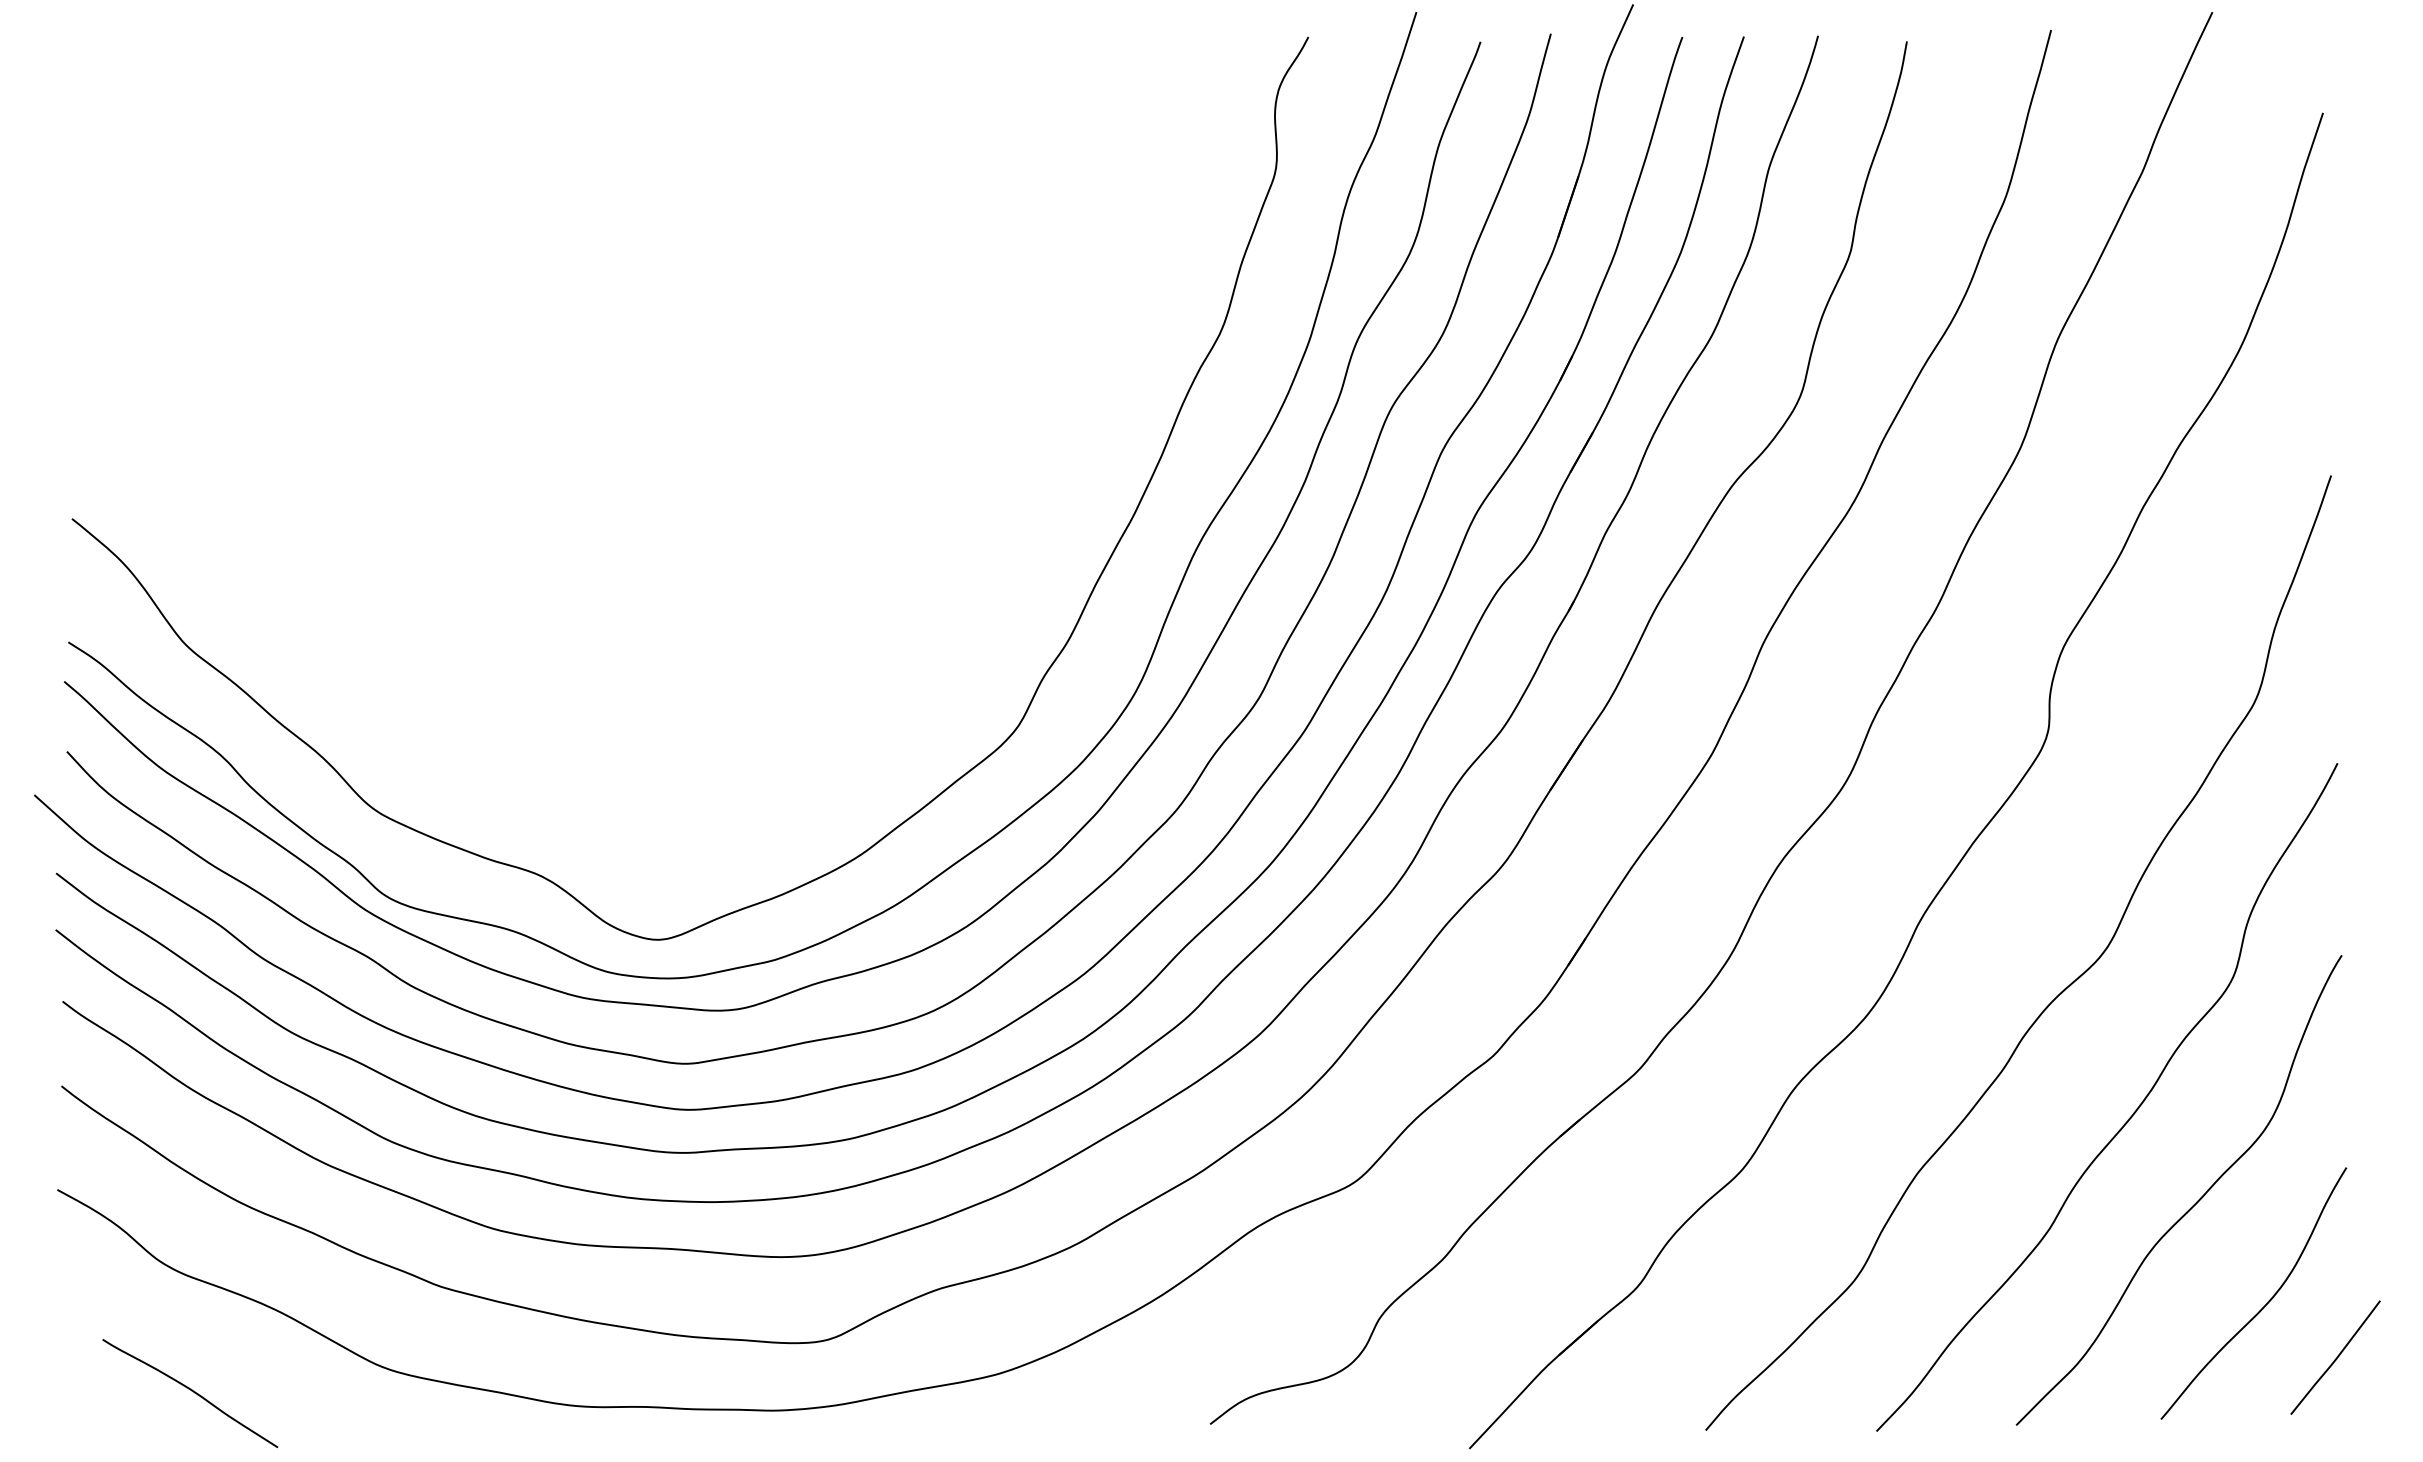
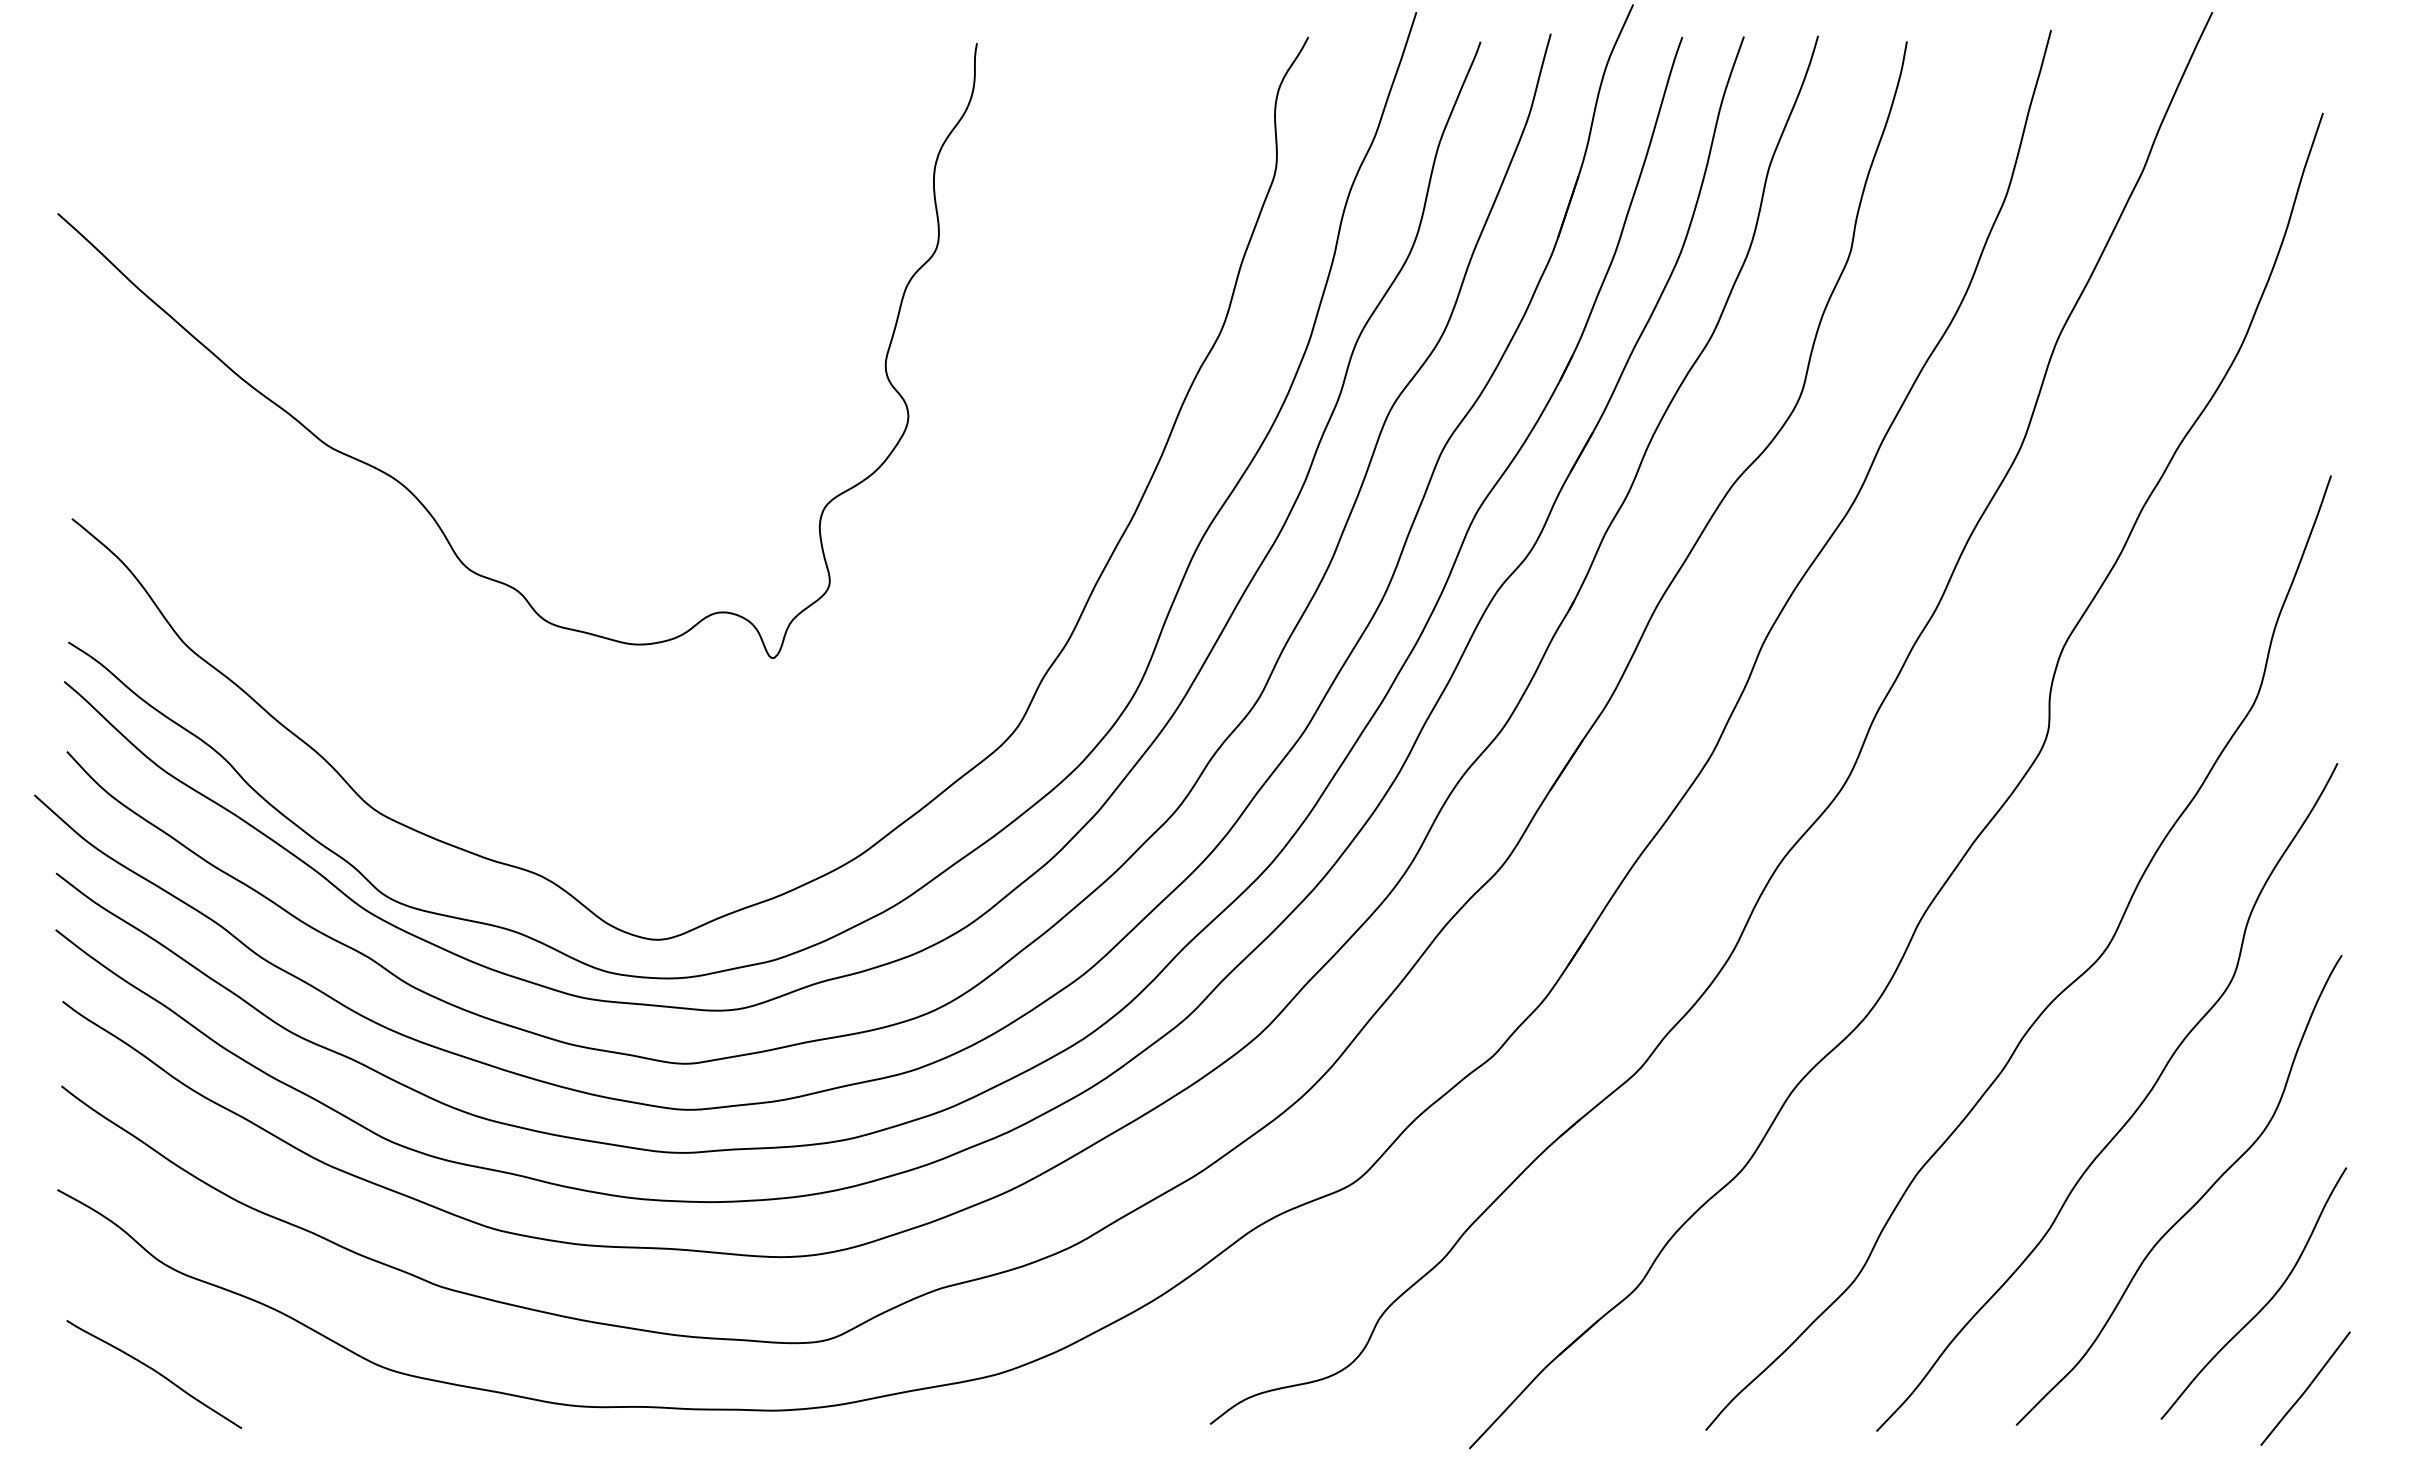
curve: none -> present (406, 486)
curve position: (2336, 1357) -> (2306, 1388) (2306, 1388)
curve position: (191, 1391) -> (155, 1372) (155, 1372)
